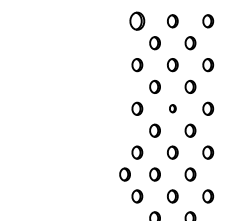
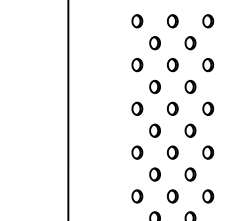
part size: 17x20 px -> 13x15 px (137, 21)
part size: 8x10 px -> 12x15 px (172, 108)
line: none -> present (68, 109)
part: present -> none (124, 174)
